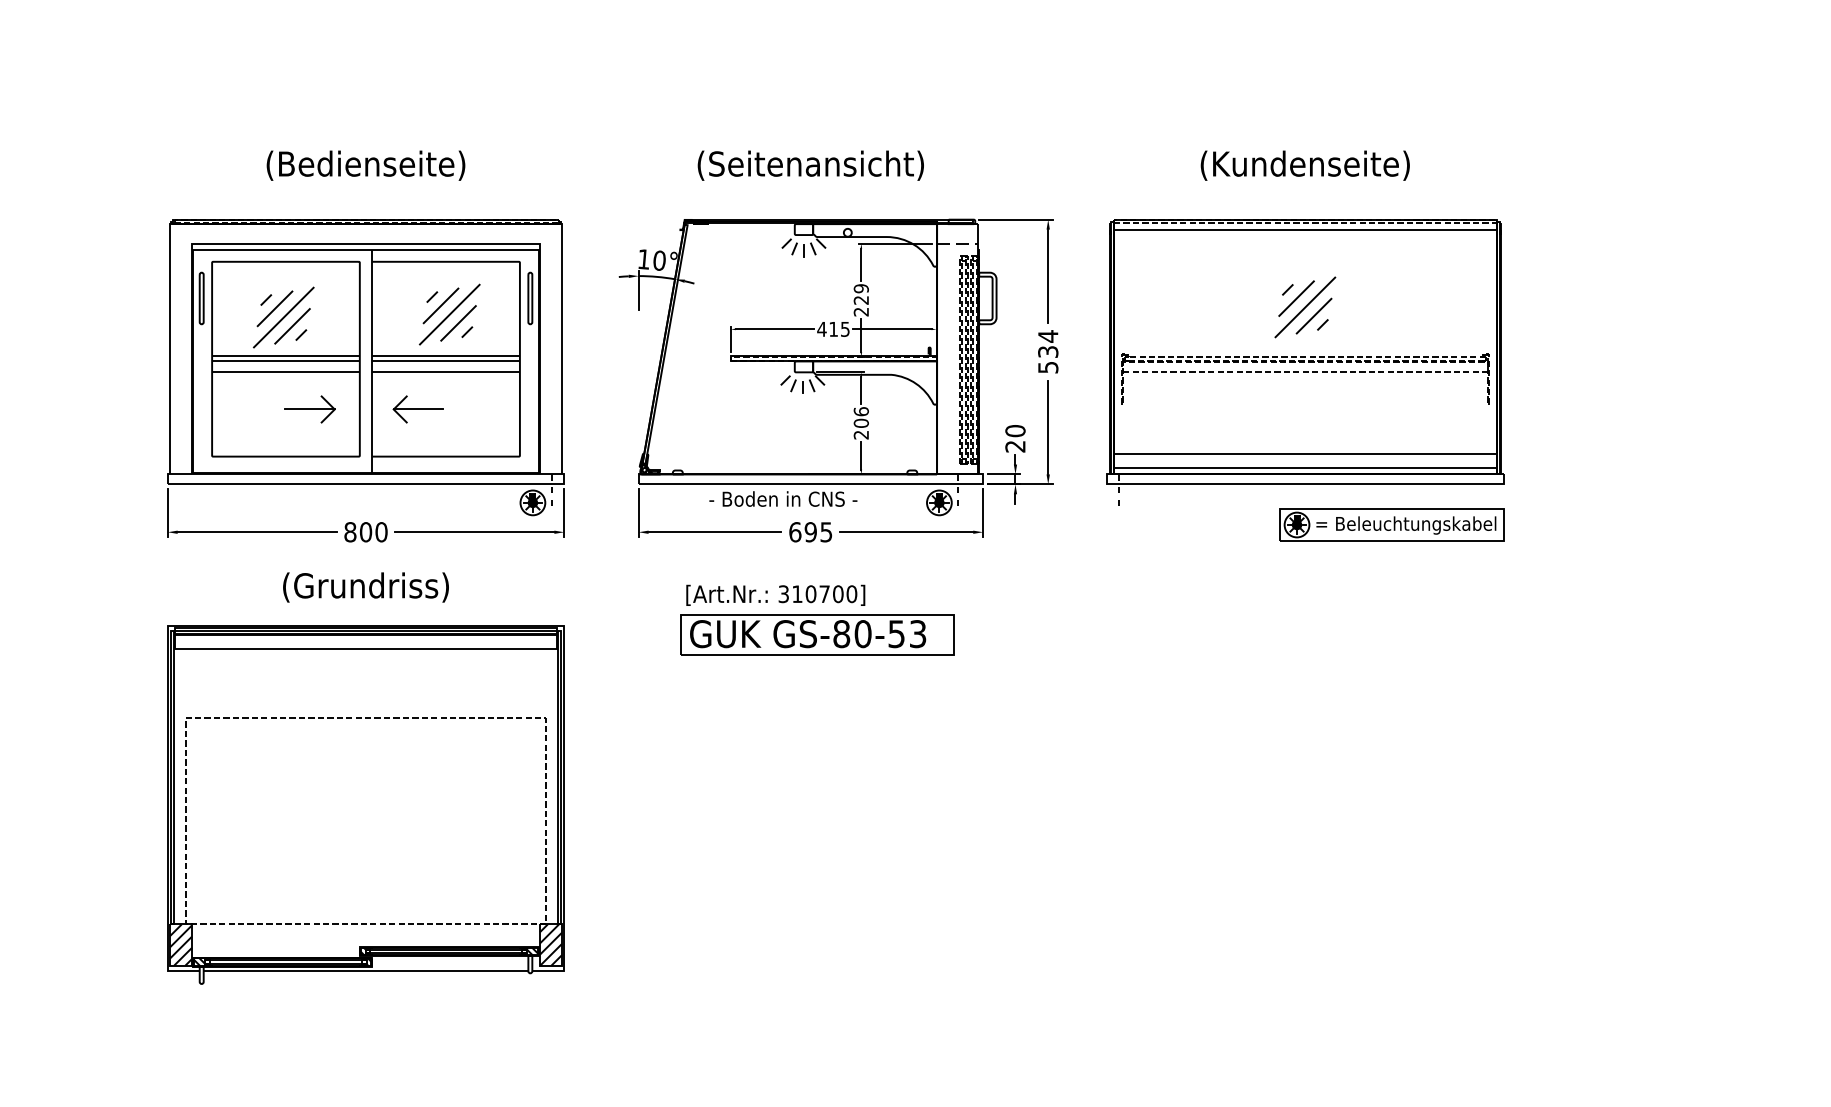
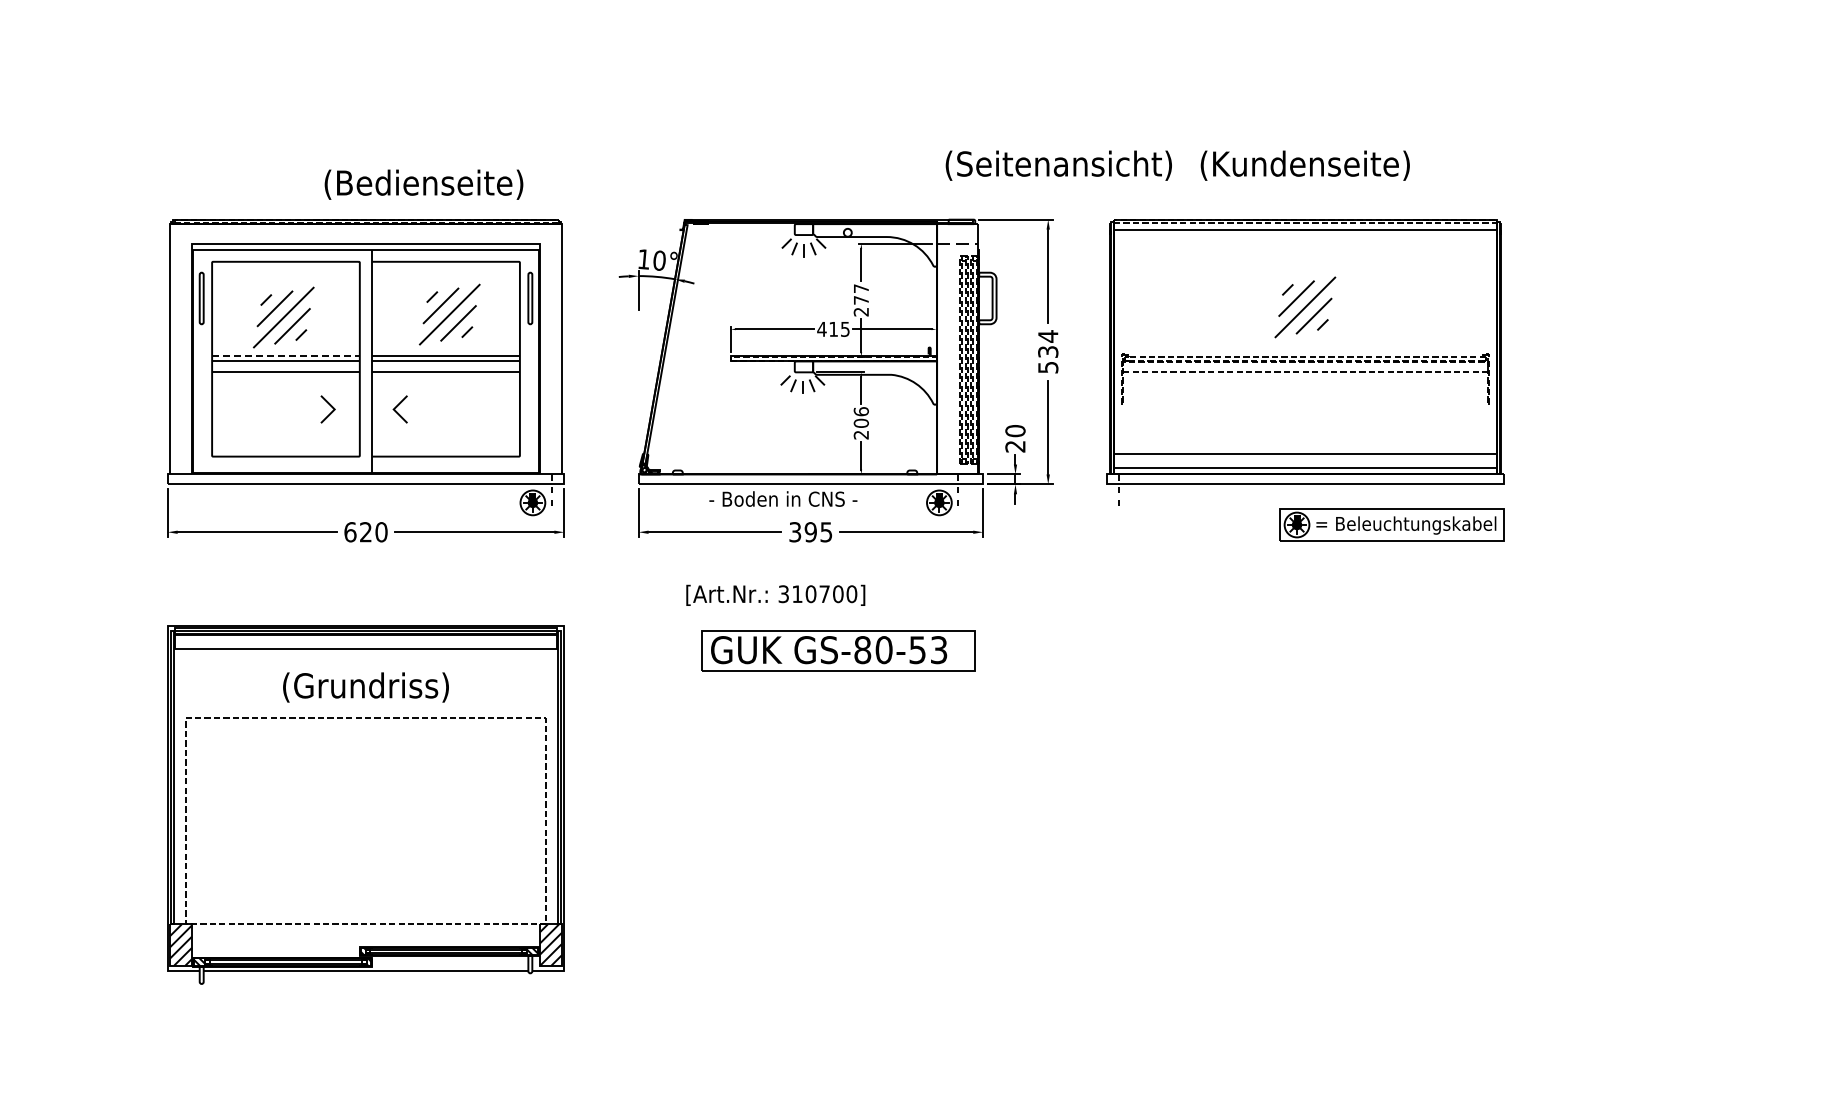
text position: (365, 165) -> (423, 184) (423, 184)
text position: (810, 165) -> (1058, 165) (1058, 165)
text: 229 -> 277 (860, 294)
line: solid -> dashed (285, 356)
line: present -> none (309, 409)
line: present -> none (418, 409)
text: 800 -> 620 (358, 532)
text: 695 -> 395 (795, 532)
text position: (365, 587) -> (365, 687) (365, 687)
part position: (817, 634) -> (838, 650) (838, 650)
